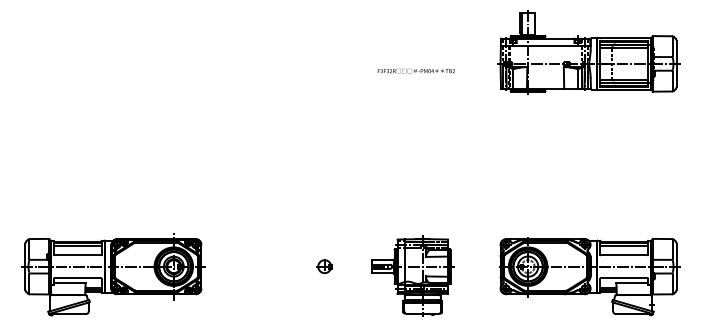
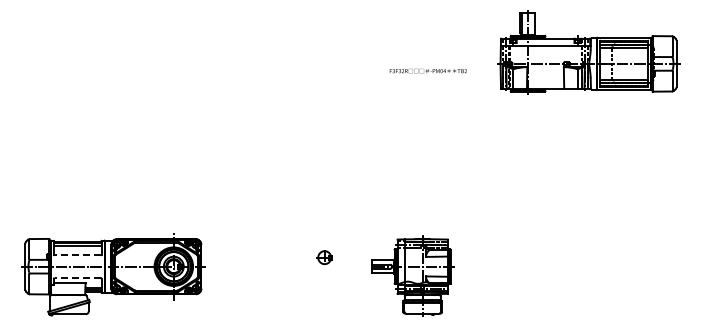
text position: (415, 70) -> (427, 70) (427, 70)
line: solid -> dashed (77, 255)
part position: (324, 266) -> (324, 257) (324, 257)
part: present -> none (589, 276)
line: solid -> dashed (77, 278)
